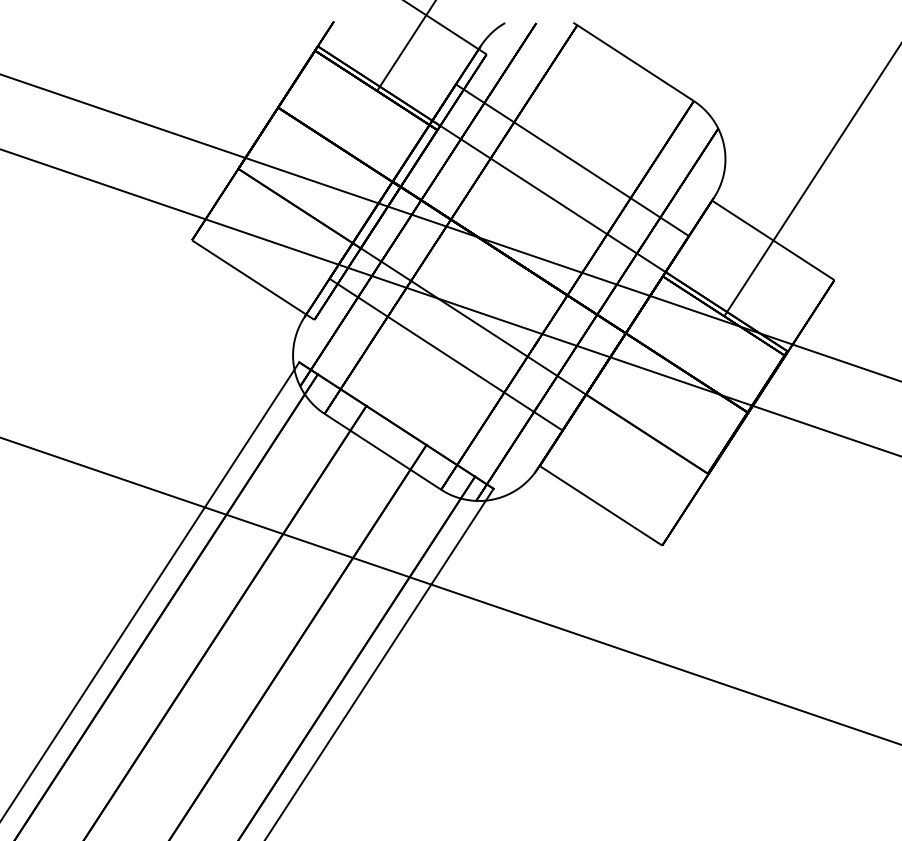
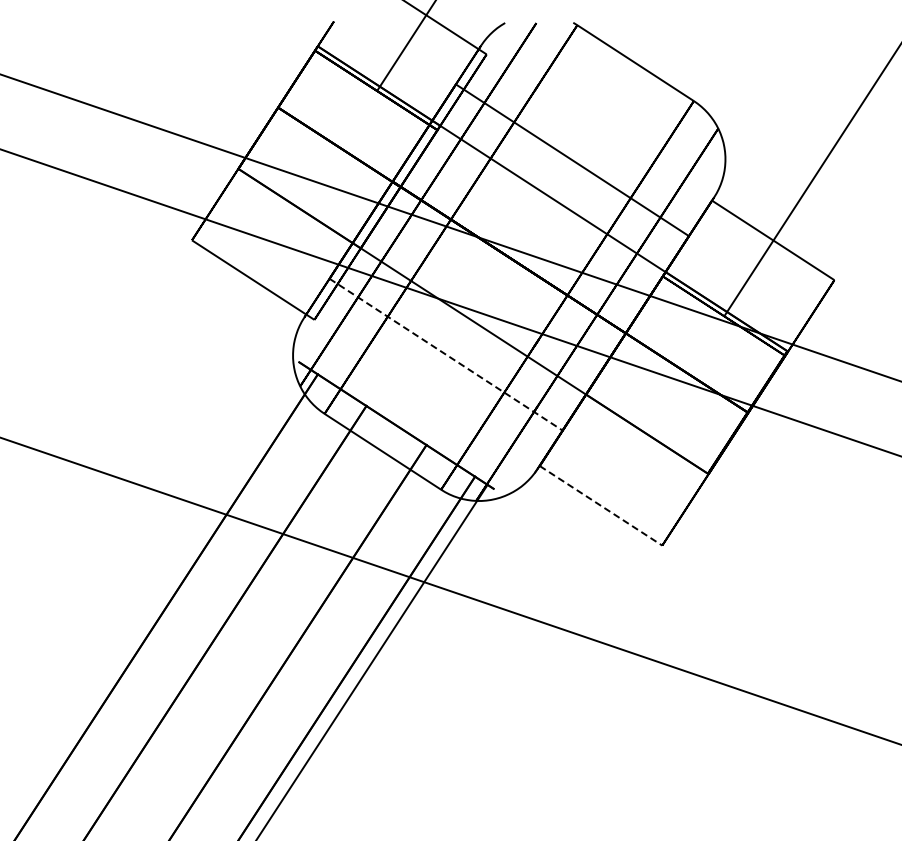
line: solid -> dashed (446, 354)
line: solid -> dashed (601, 505)
line: present -> none (150, 590)
line position: (379, 662) -> (372, 660) (372, 660)
